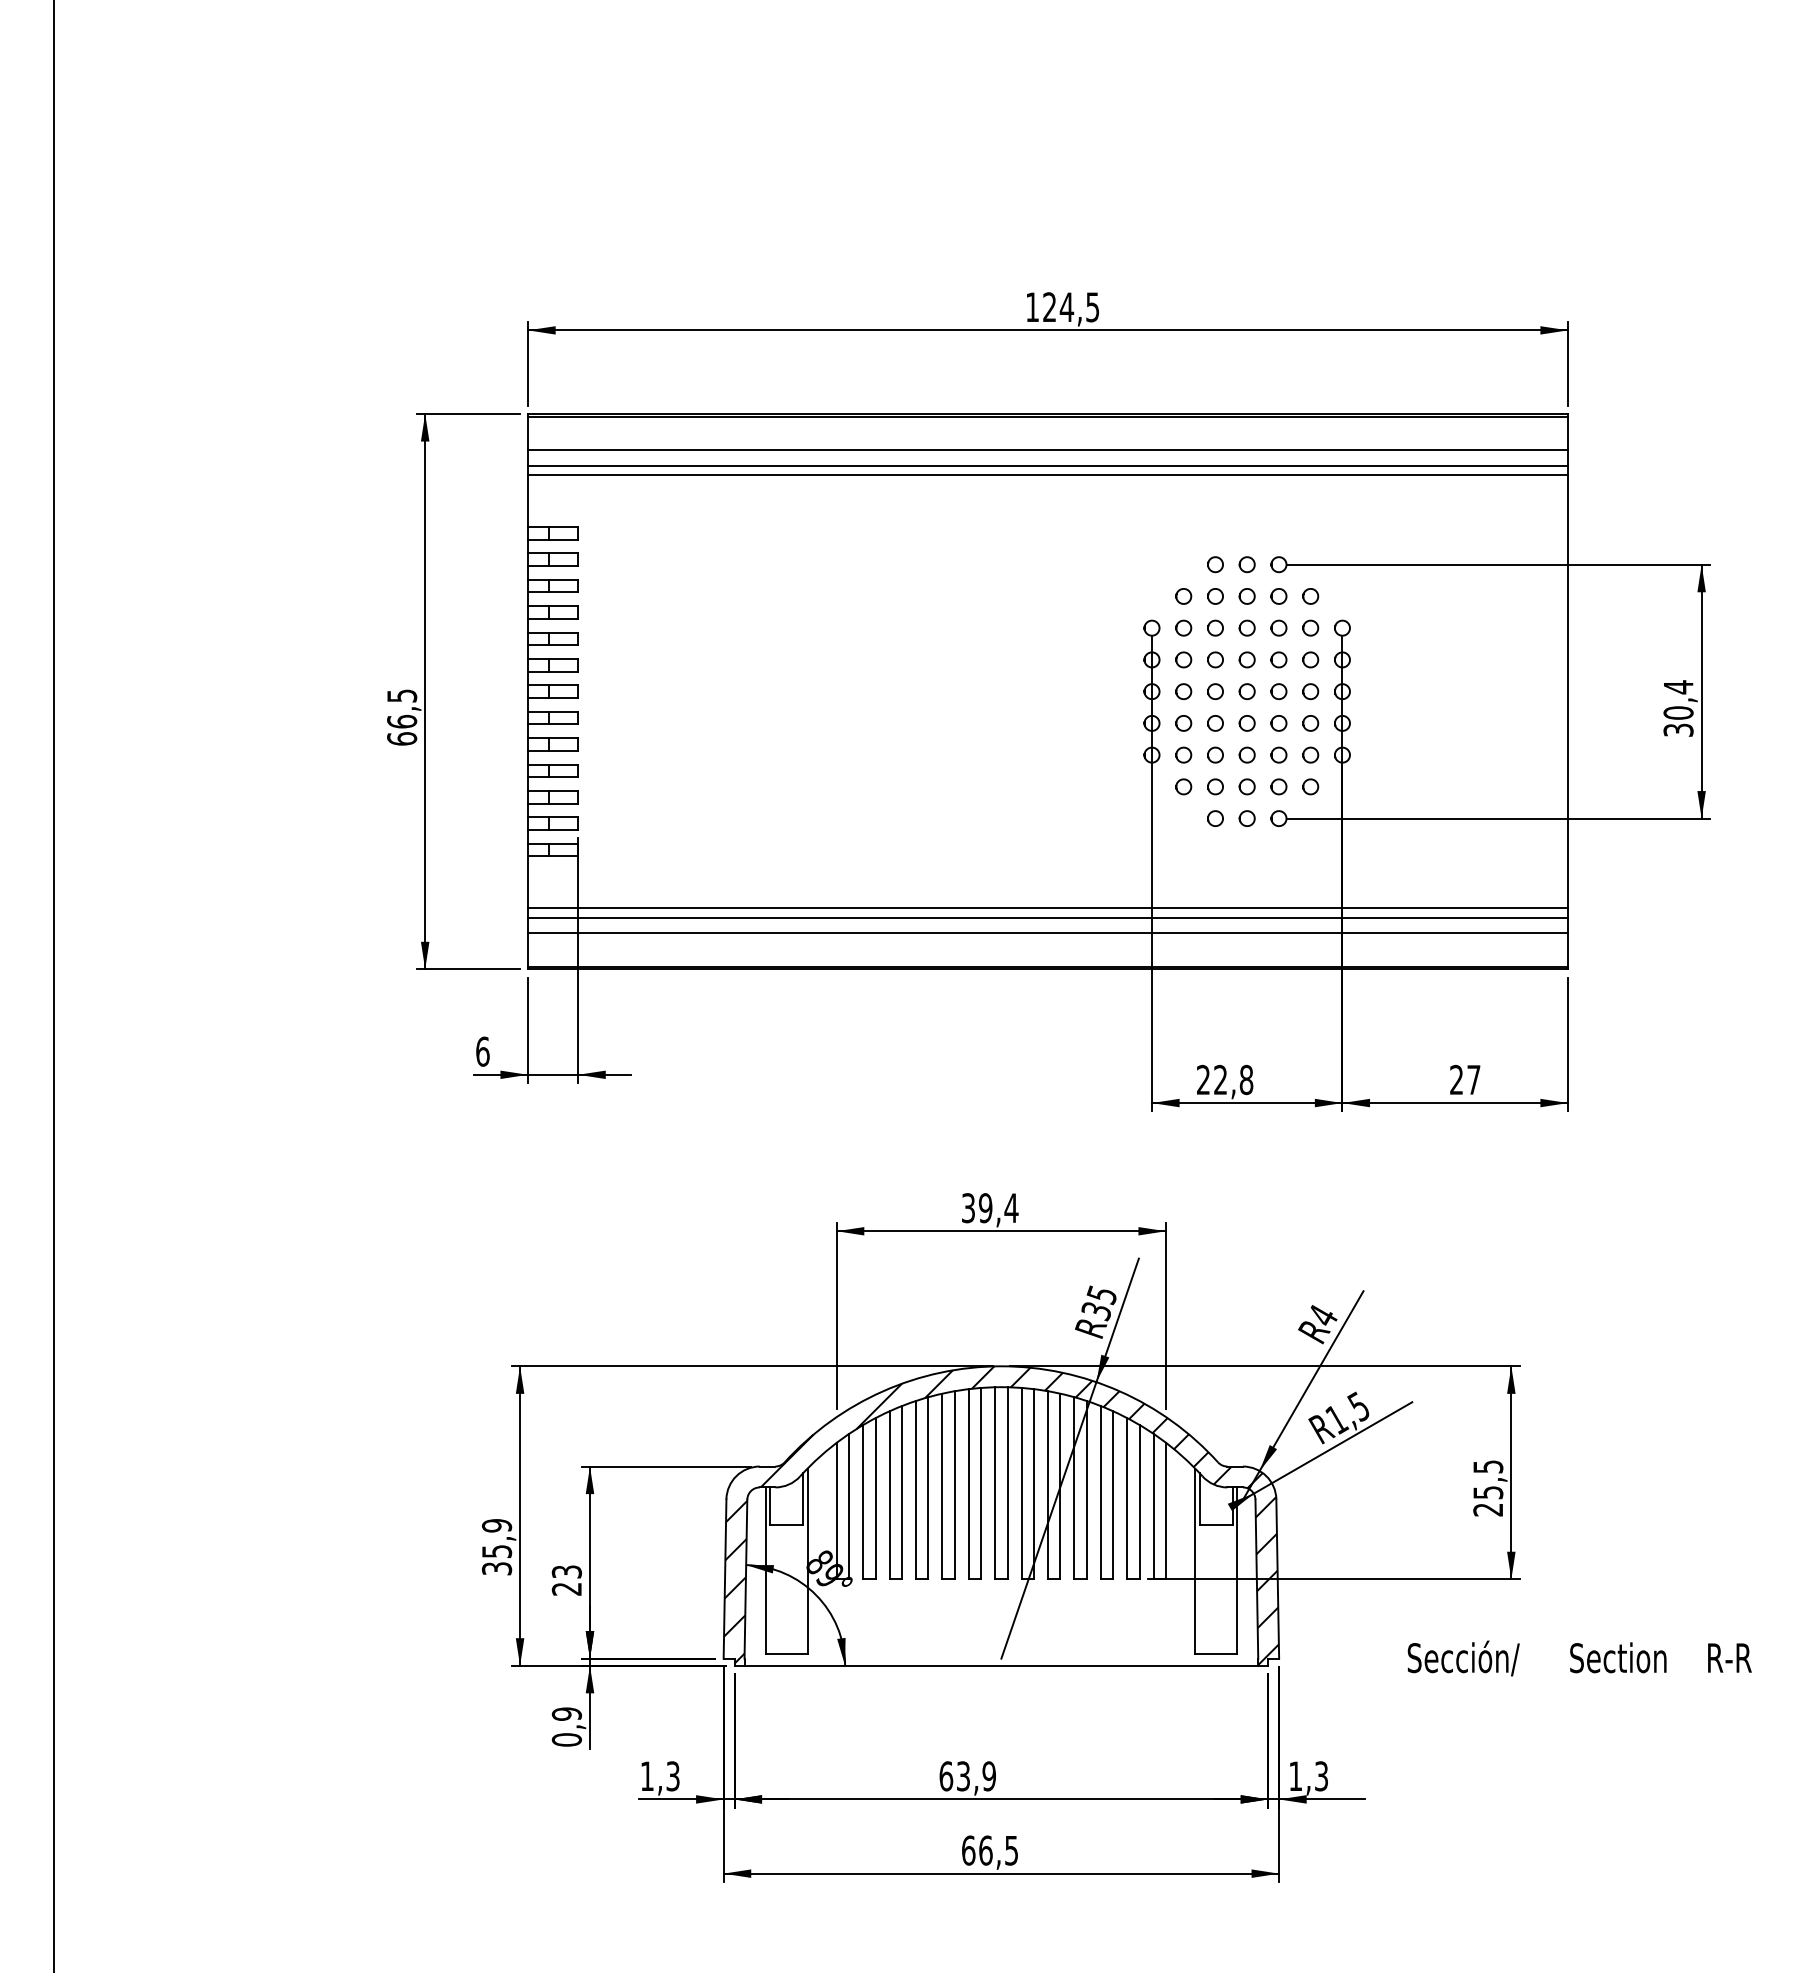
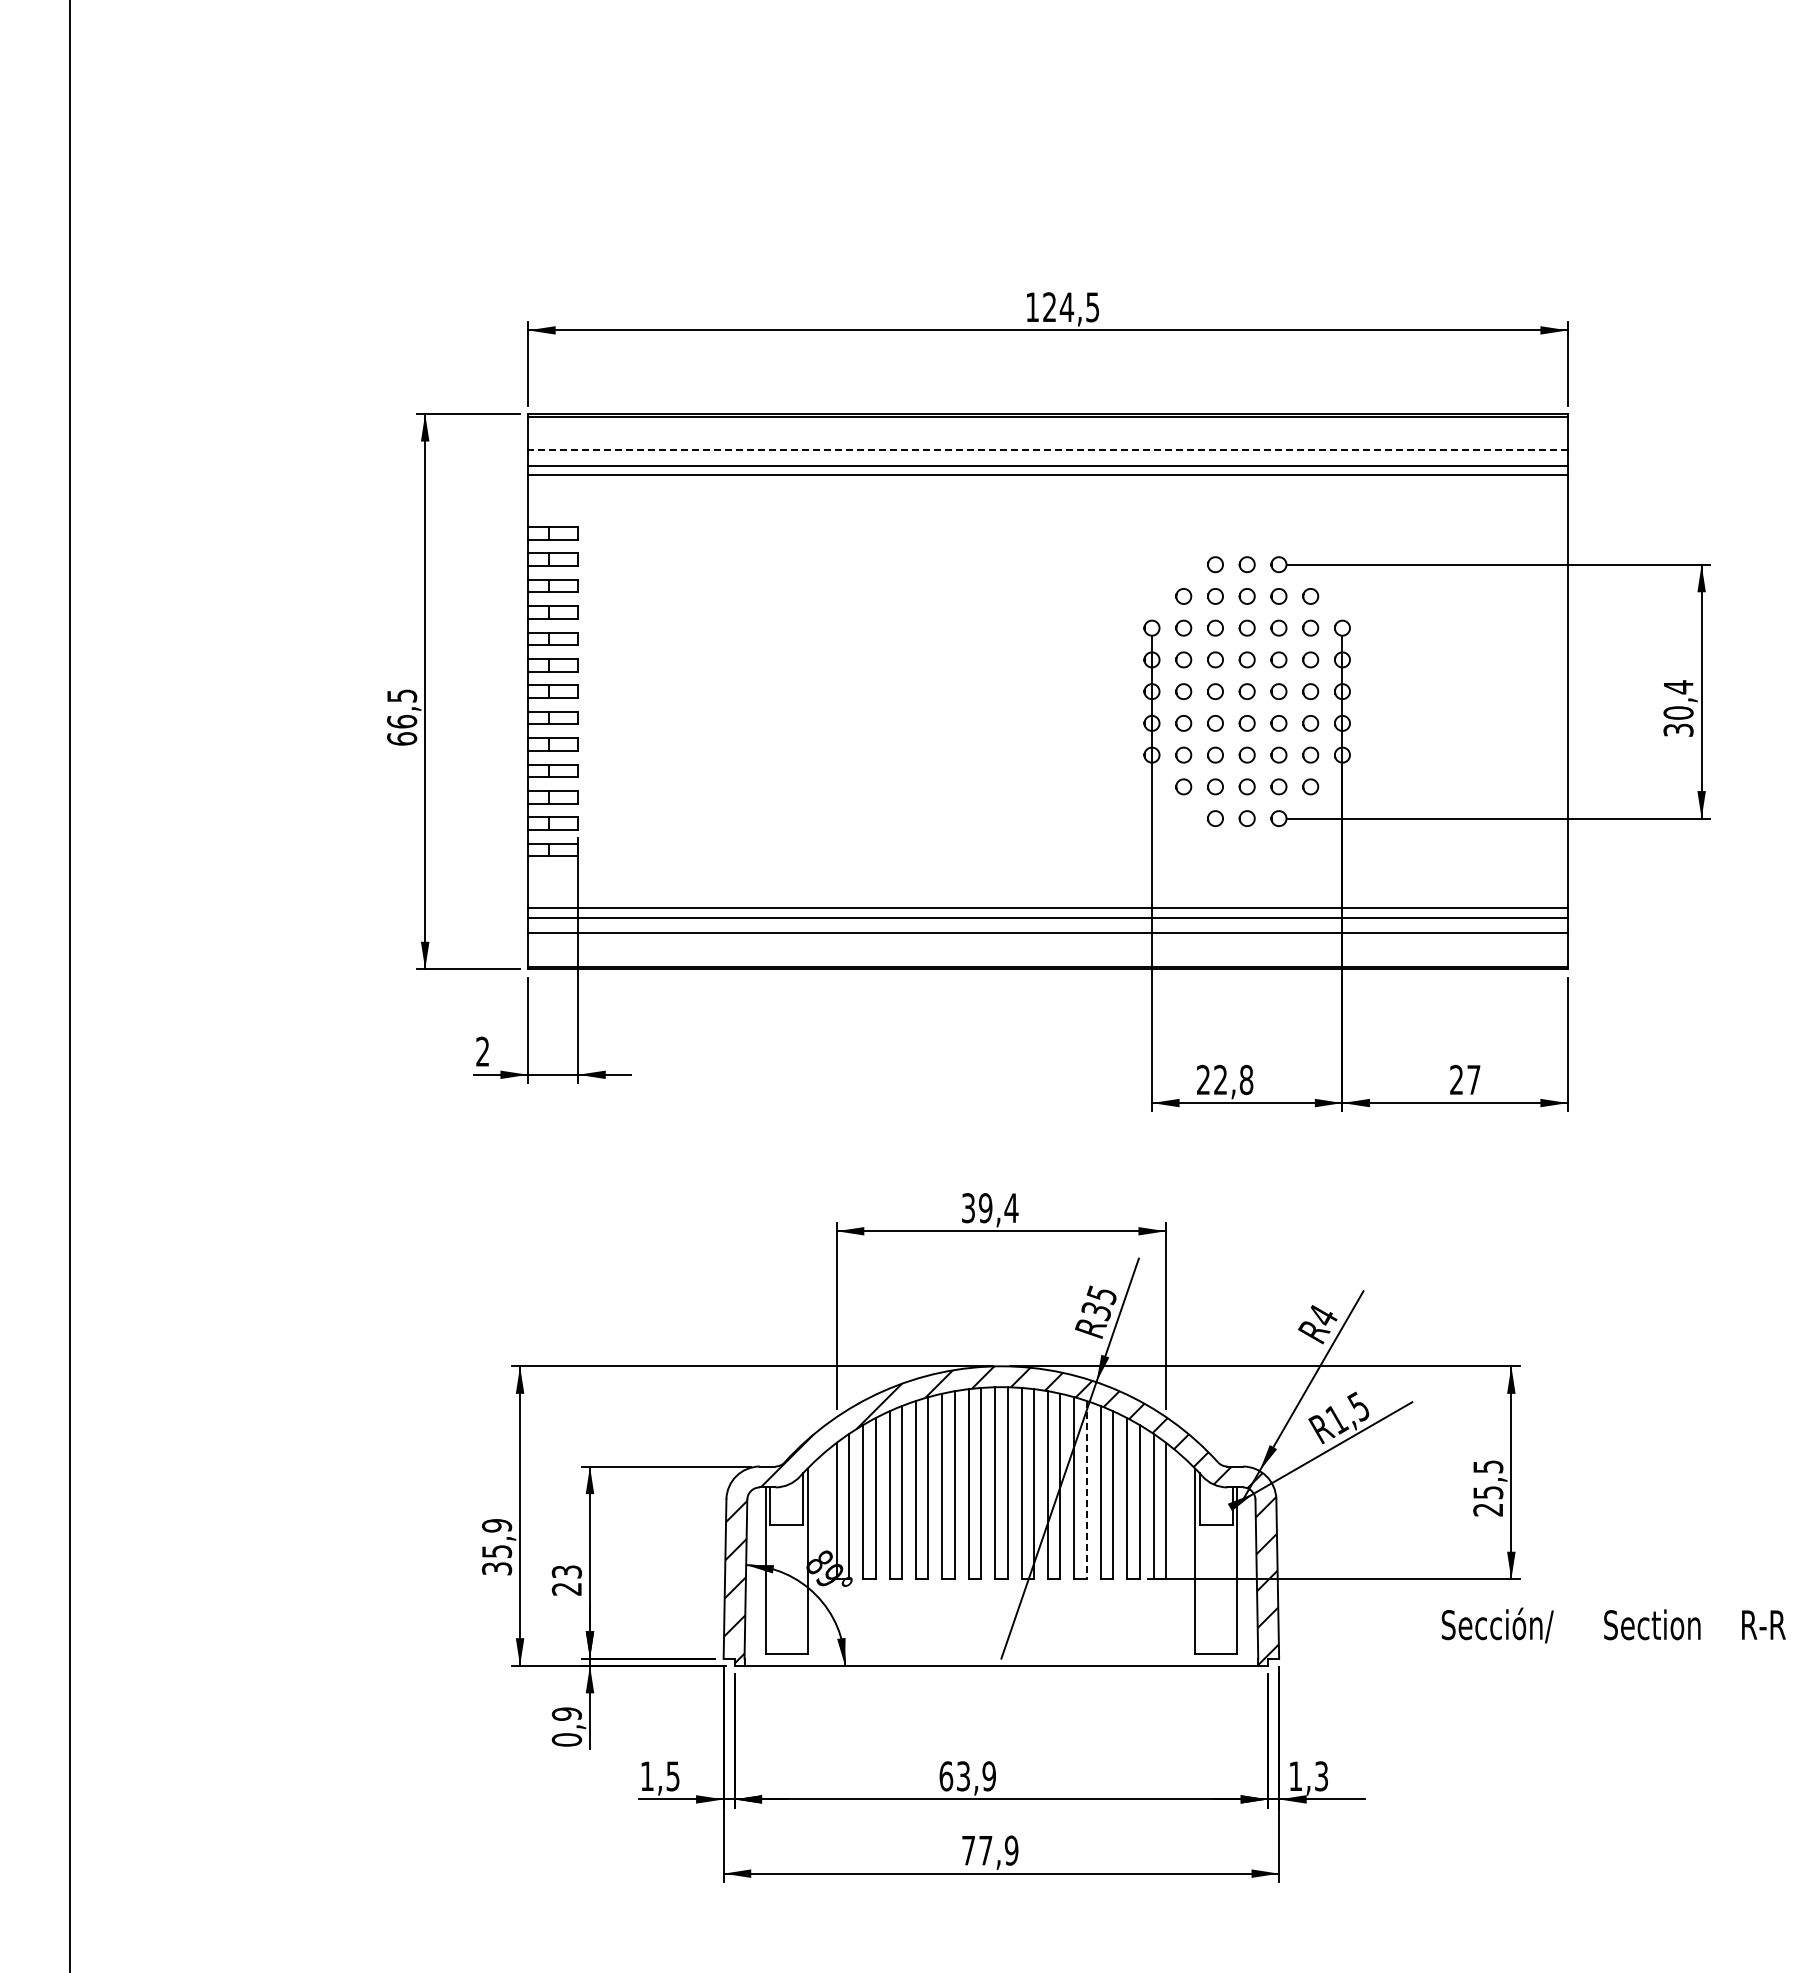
line: solid -> dashed (1048, 450)
line position: (53, 985) -> (69, 985) (69, 985)
text: 6 -> 2 (482, 1051)
line: solid -> dashed (1086, 1490)
text position: (1579, 1658) -> (1613, 1625) (1613, 1625)
text: 1,3 -> 1,5 (673, 1775)
text: 66,5 -> 77,9 (990, 1850)
